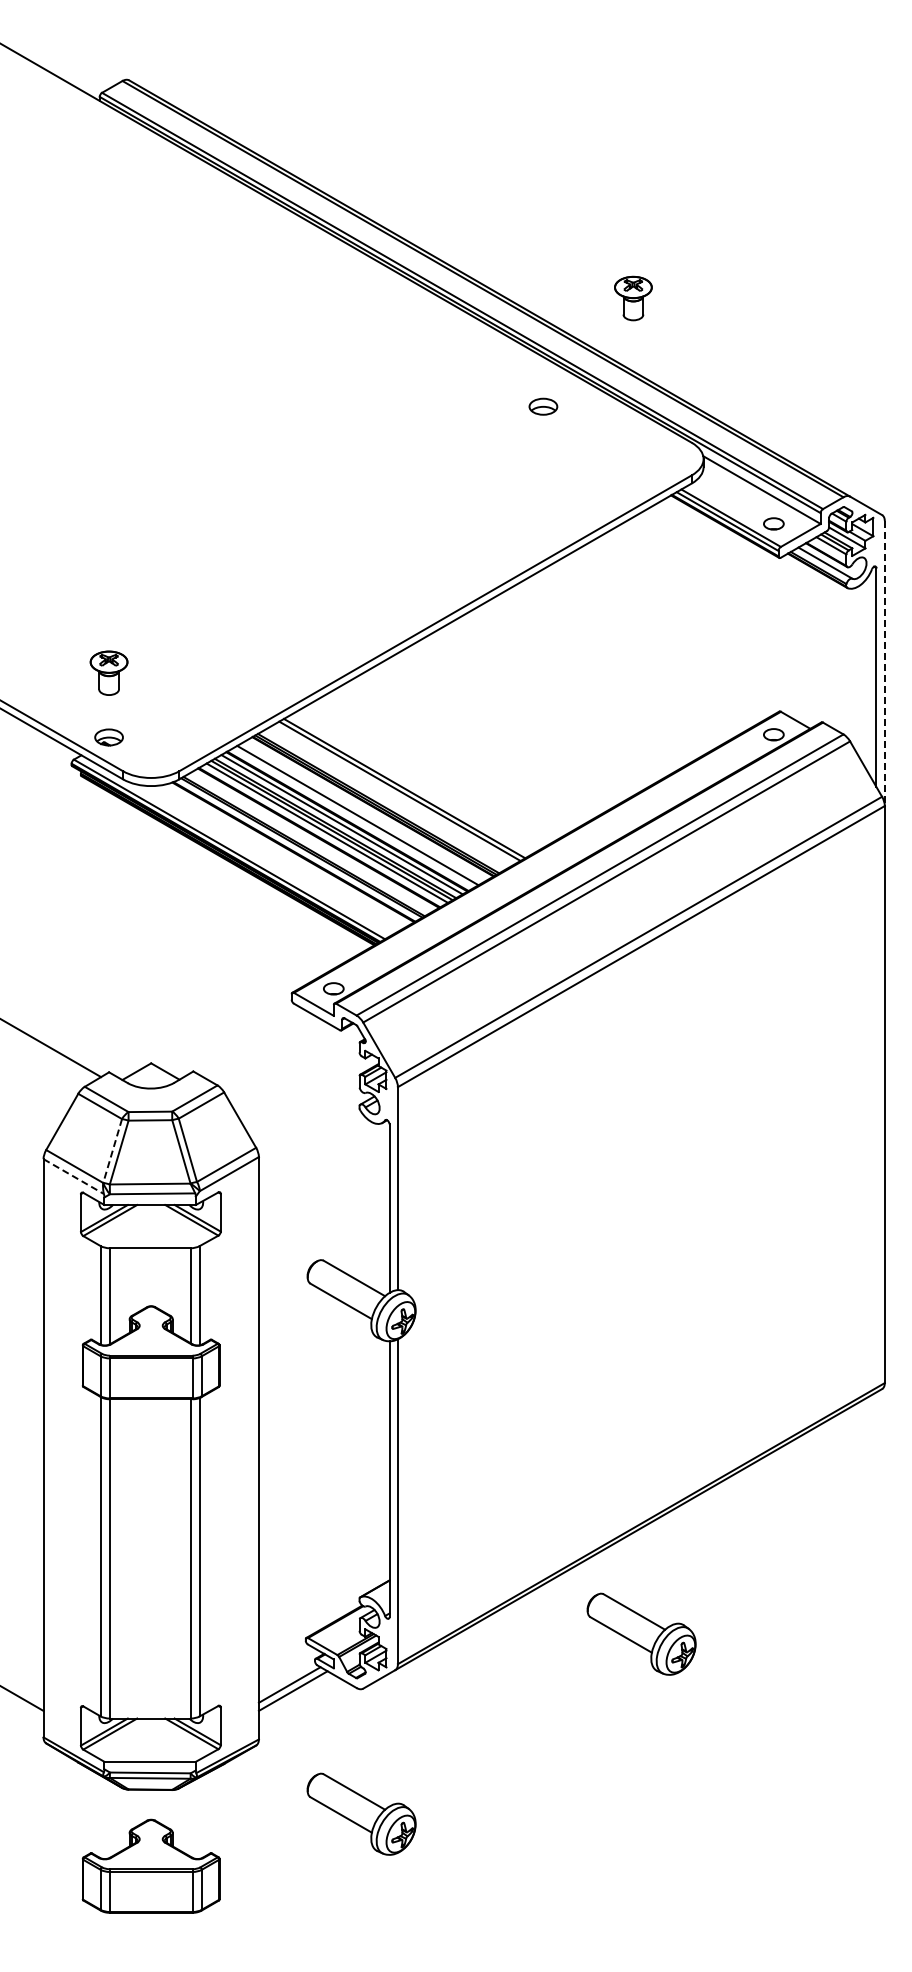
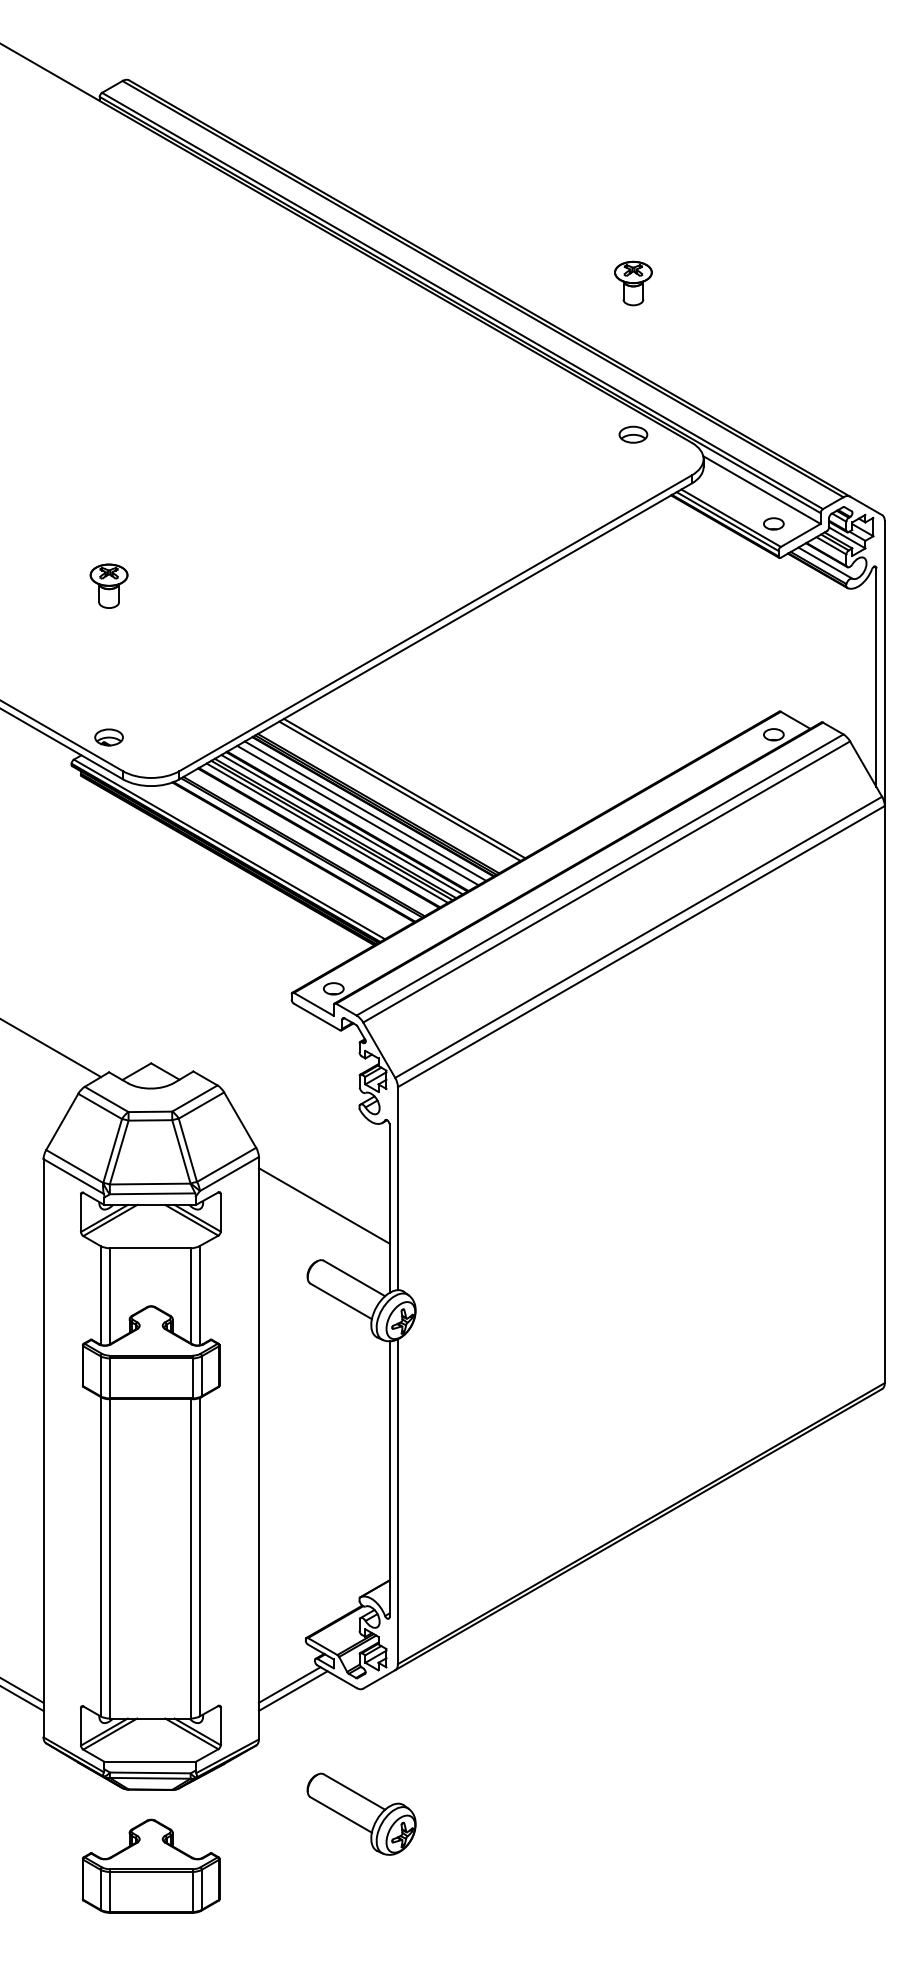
part position: (633, 298) -> (633, 283) (633, 283)
part position: (543, 406) -> (633, 434) (633, 434)
line: dashed -> solid (884, 664)
part position: (108, 672) -> (108, 585) (108, 585)
line: none -> present (365, 810)
line: dashed -> solid (112, 1151)
line: dashed -> solid (73, 1176)
line: none -> present (323, 1205)
part: present -> none (641, 1633)
line: none -> present (22, 1690)
